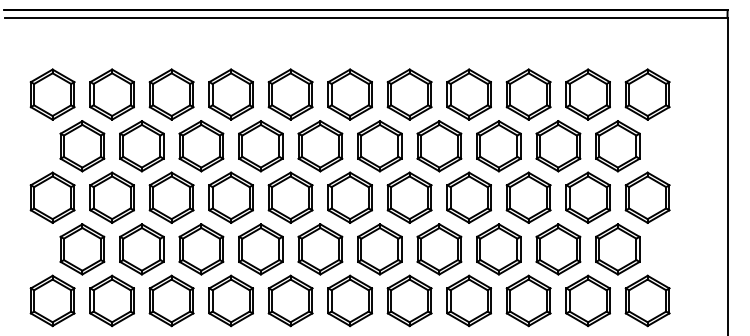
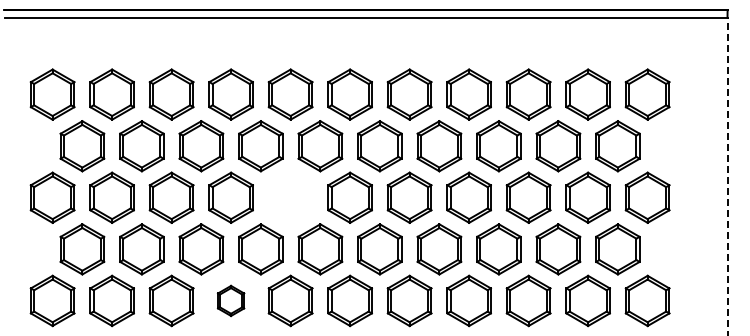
line: solid -> dashed (727, 176)
part: present -> none (290, 197)
part size: 46x54 px -> 30x34 px (230, 300)
